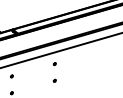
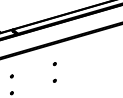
line: present -> none (60, 50)
